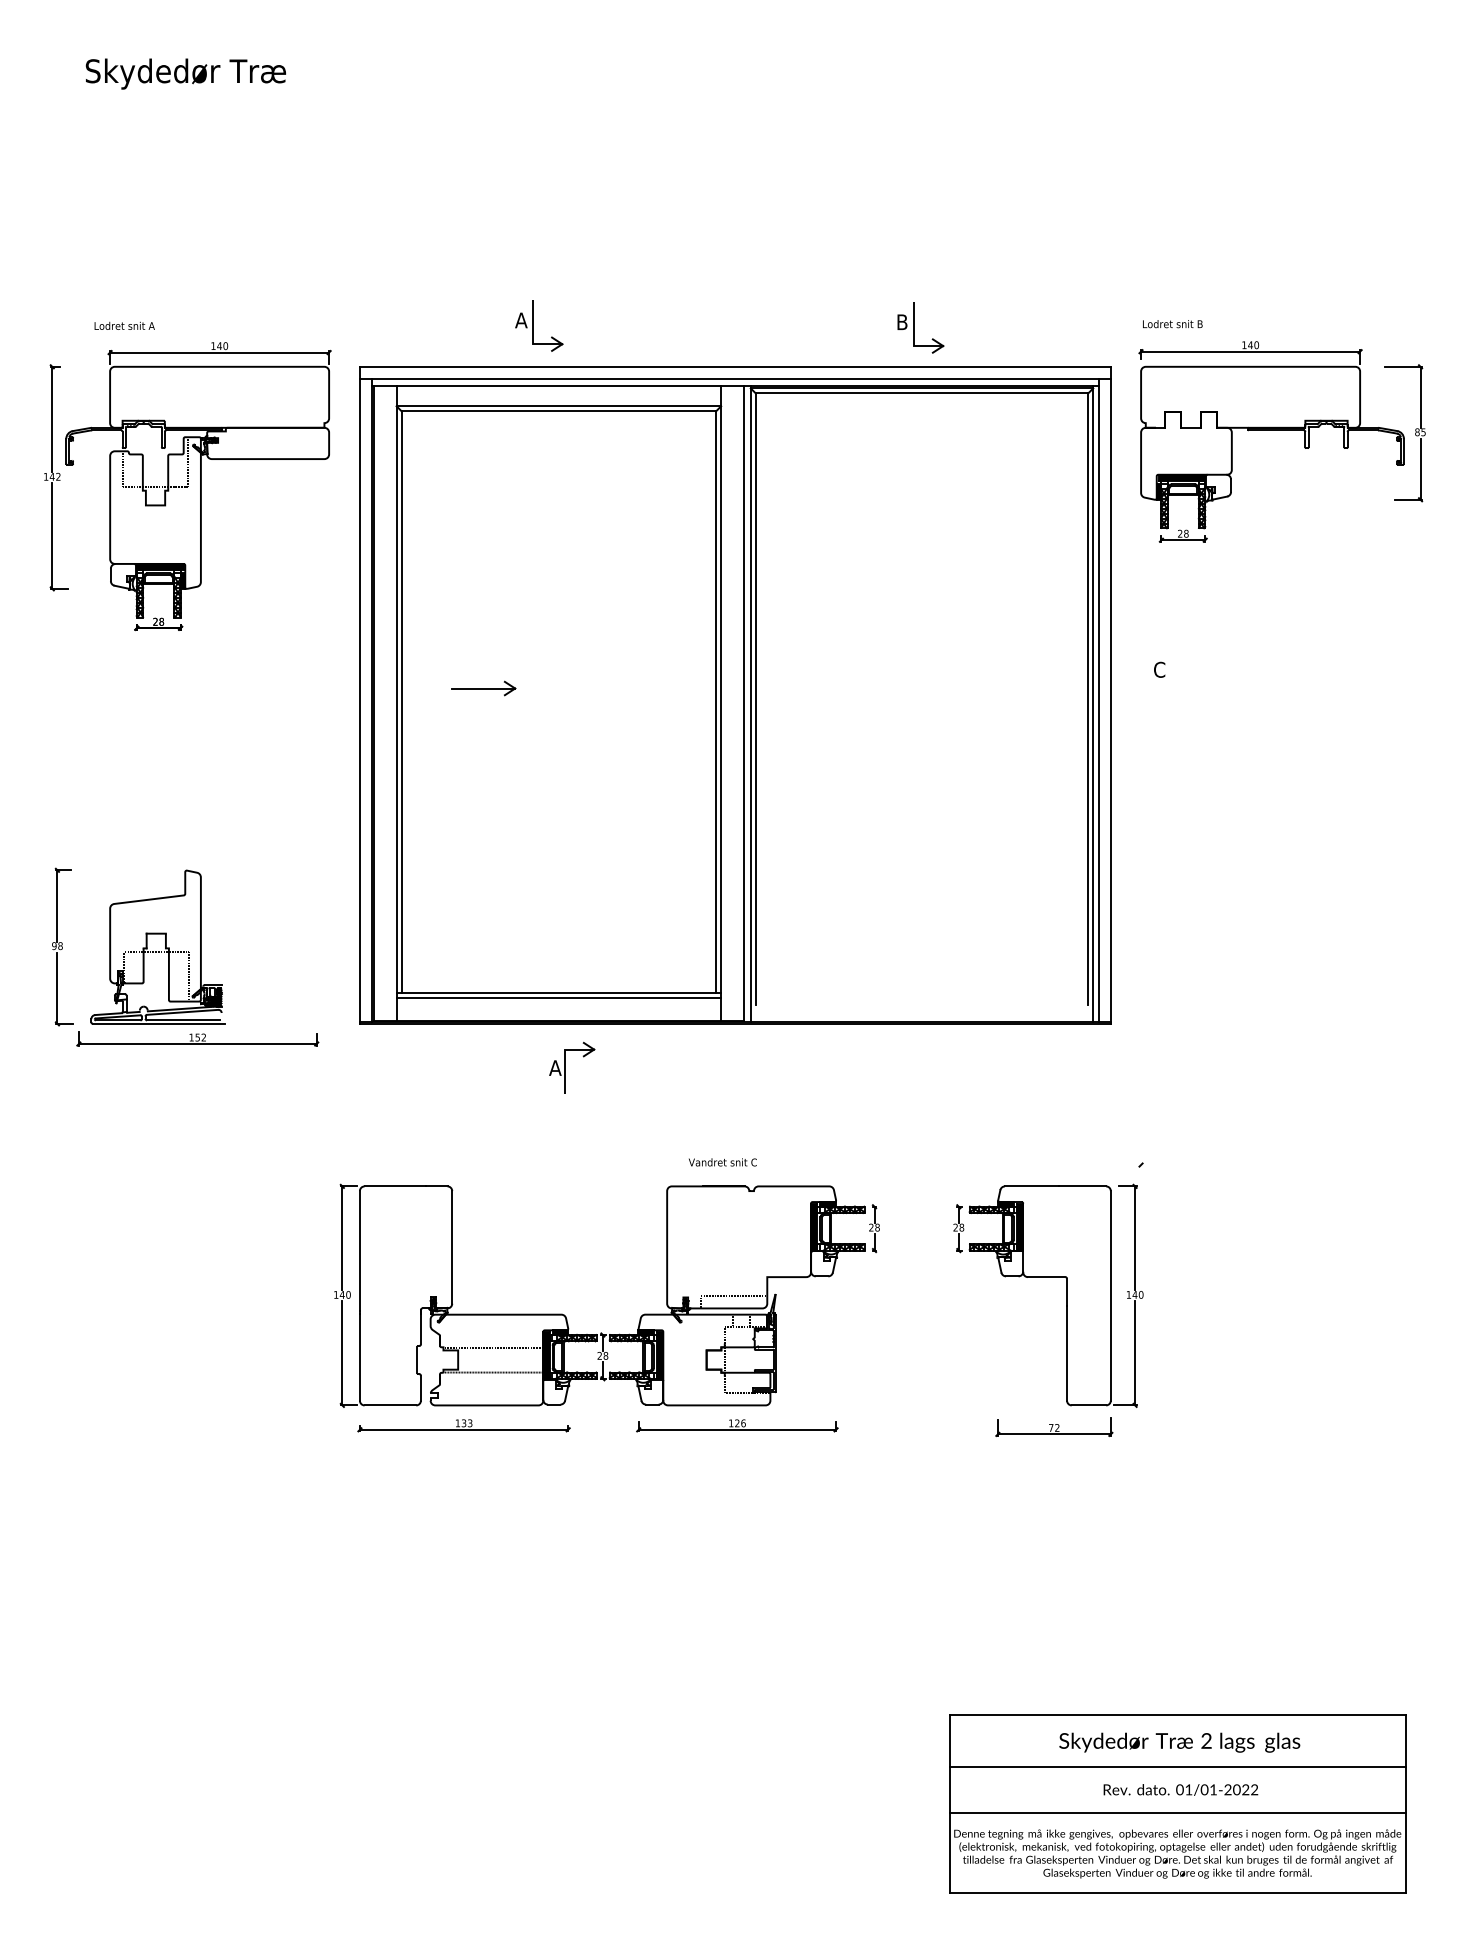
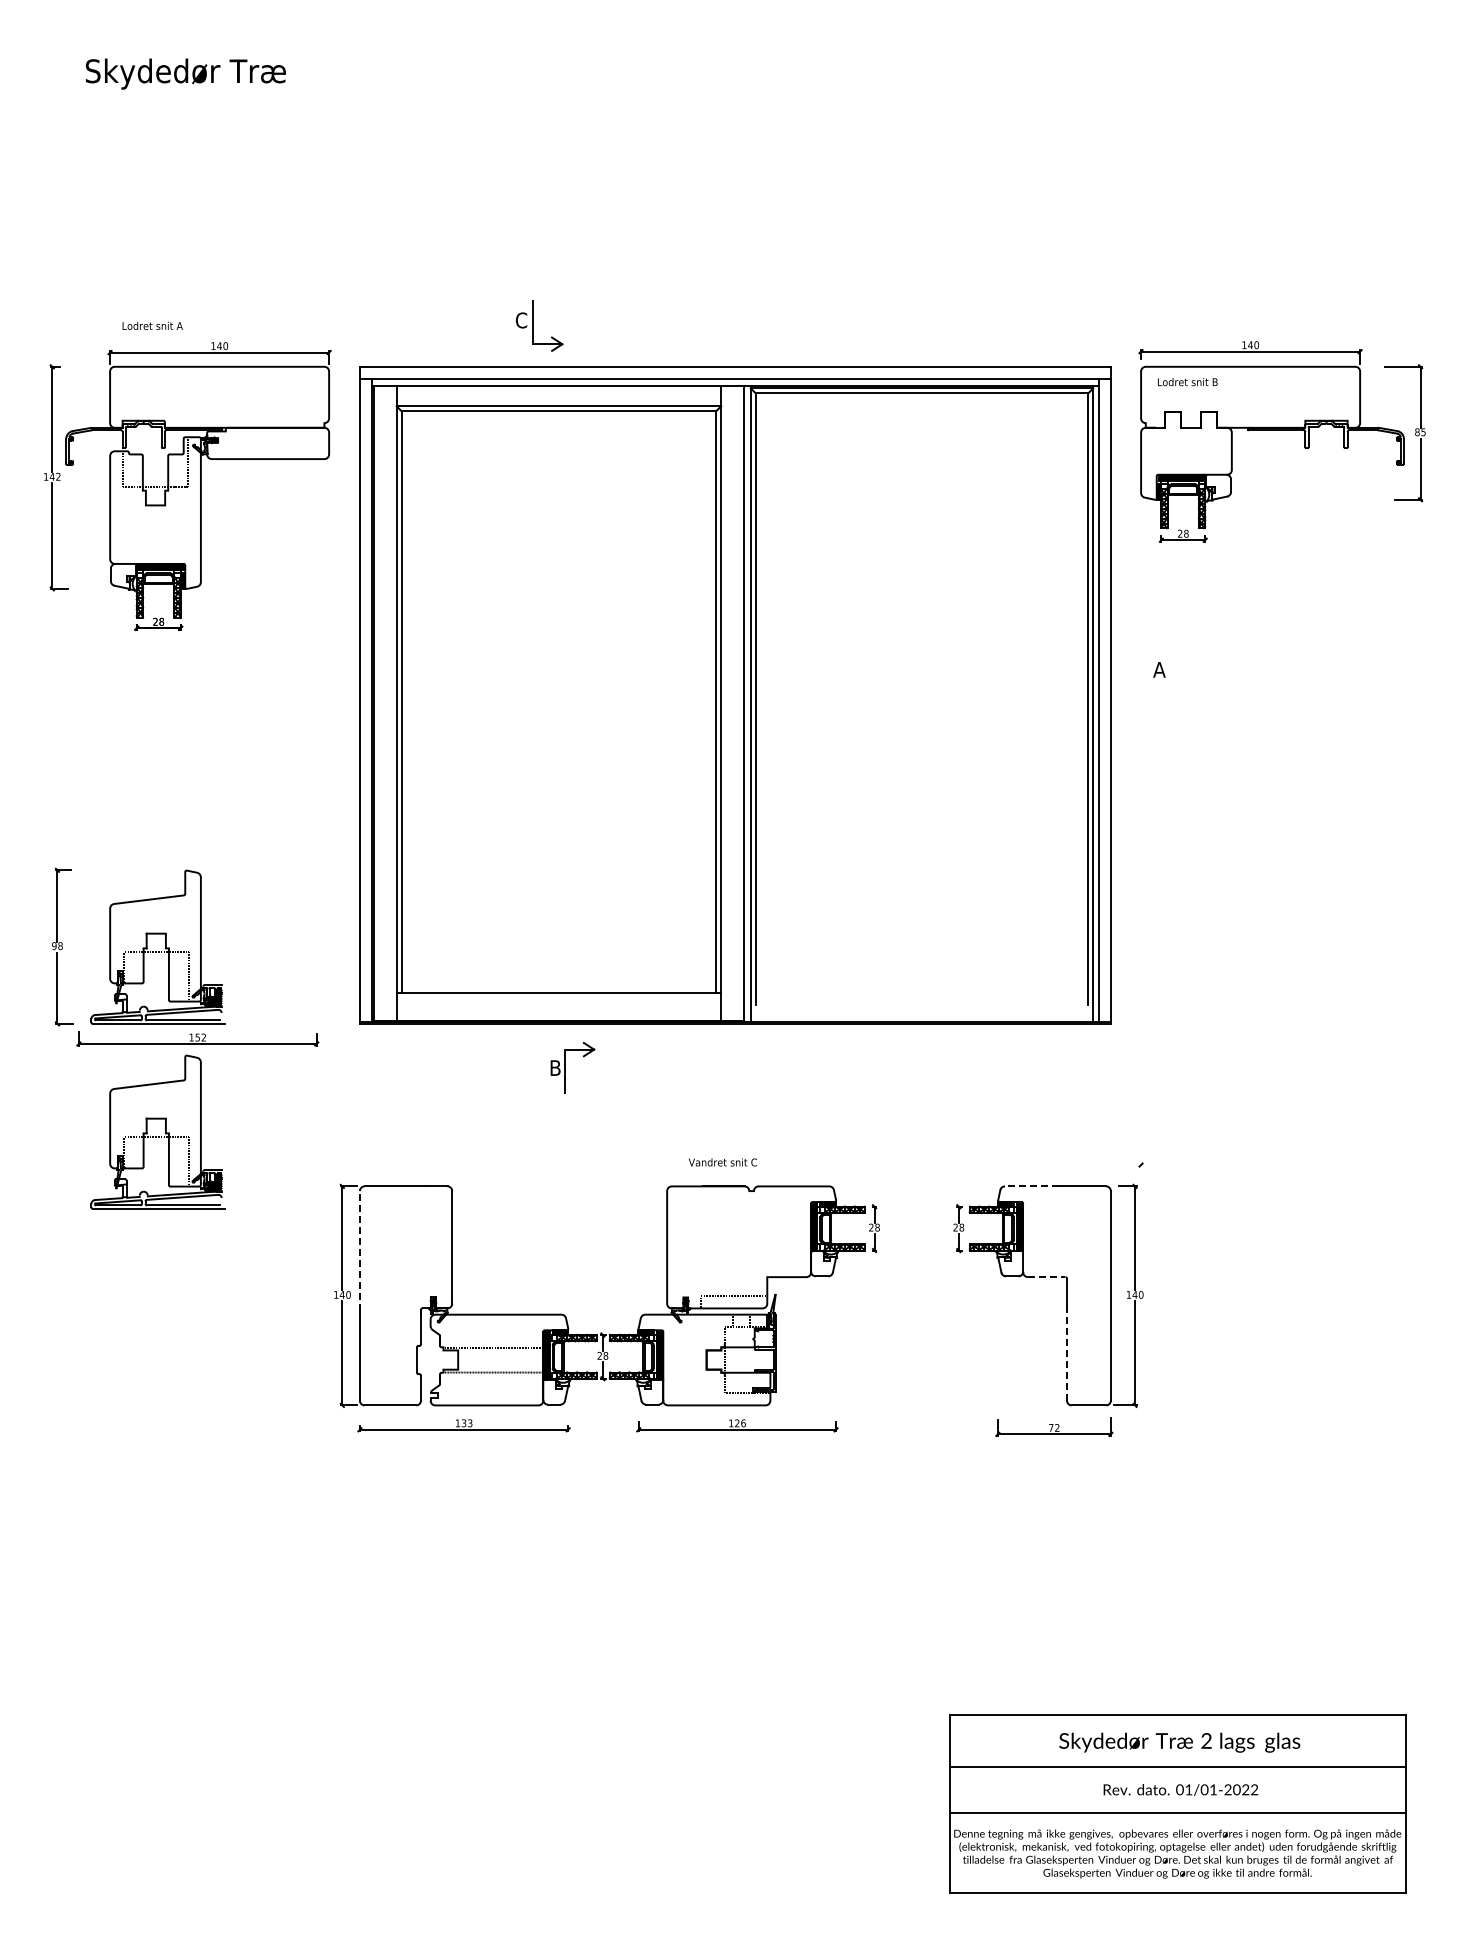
text: A -> C (521, 320)
text position: (1172, 324) -> (1187, 382) (1187, 382)
text position: (124, 325) -> (152, 325) (152, 325)
part: present -> none (920, 327)
text: C -> A (1159, 669)
part: present -> none (483, 688)
line: present -> none (558, 998)
text: A -> B (555, 1067)
part: none -> present (157, 1131)
line: solid -> dashed (1031, 1186)
line: solid -> dashed (359, 1250)
line: solid -> dashed (1046, 1277)
line: solid -> dashed (1067, 1353)
